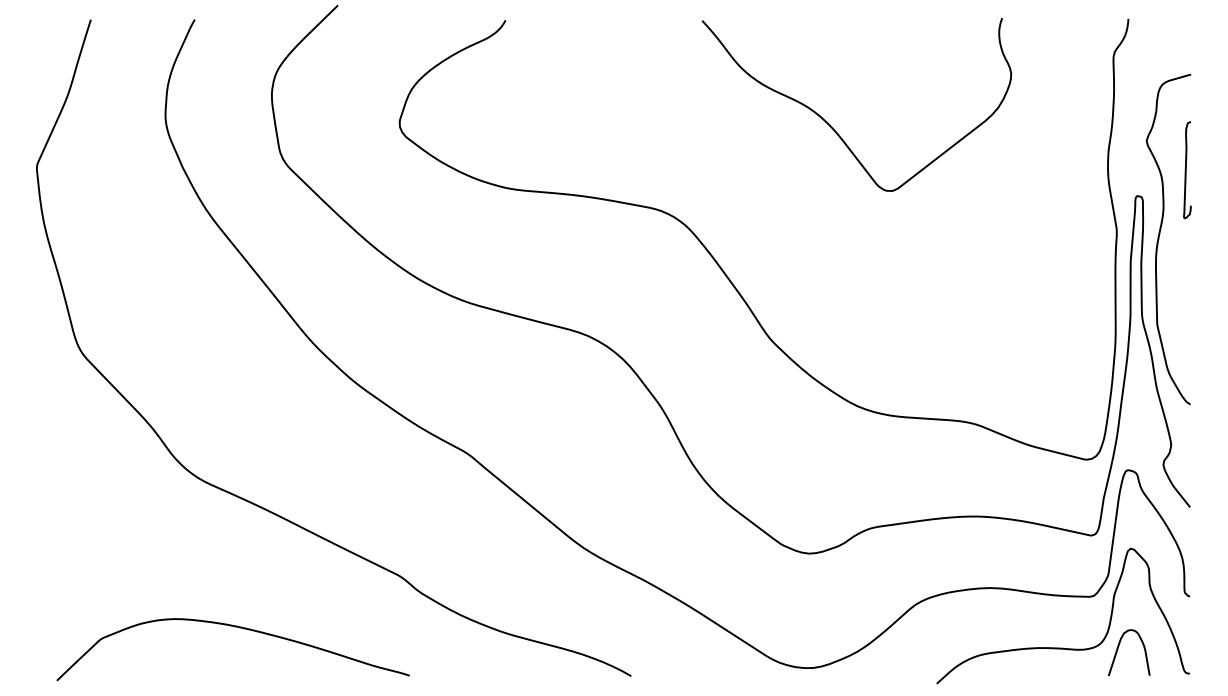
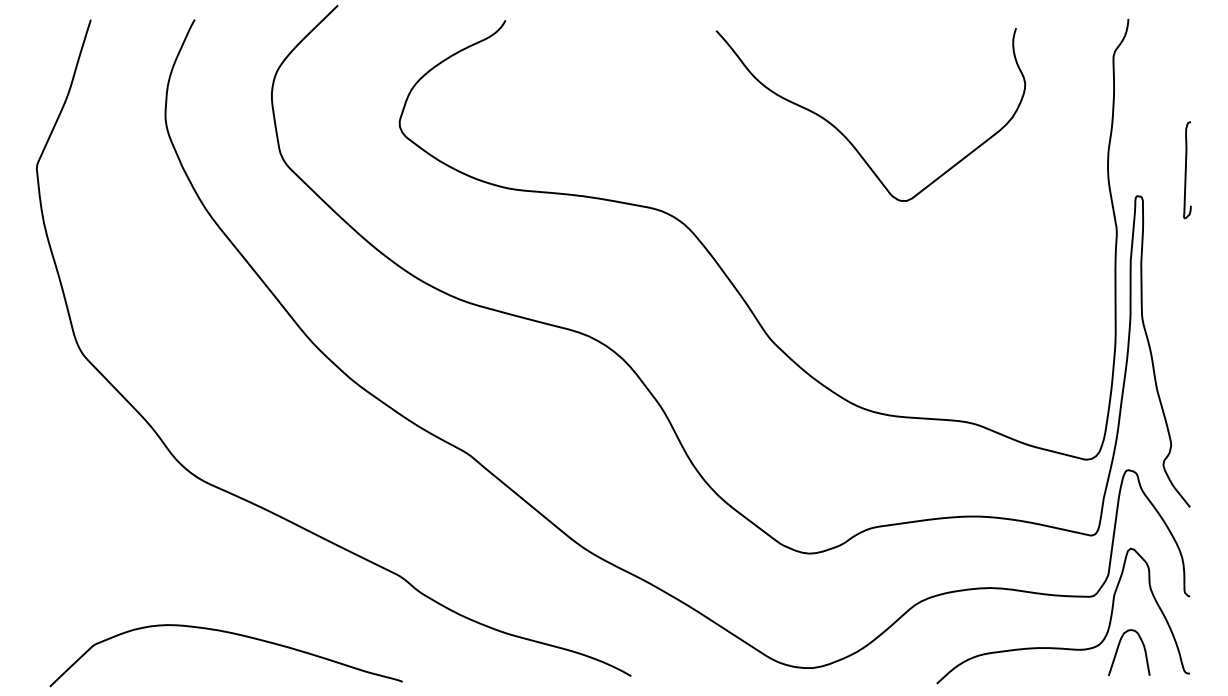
curve position: (833, 127) -> (847, 137) (847, 137)
curve: present -> none (1159, 239)
curve position: (234, 627) -> (227, 633) (227, 633)
